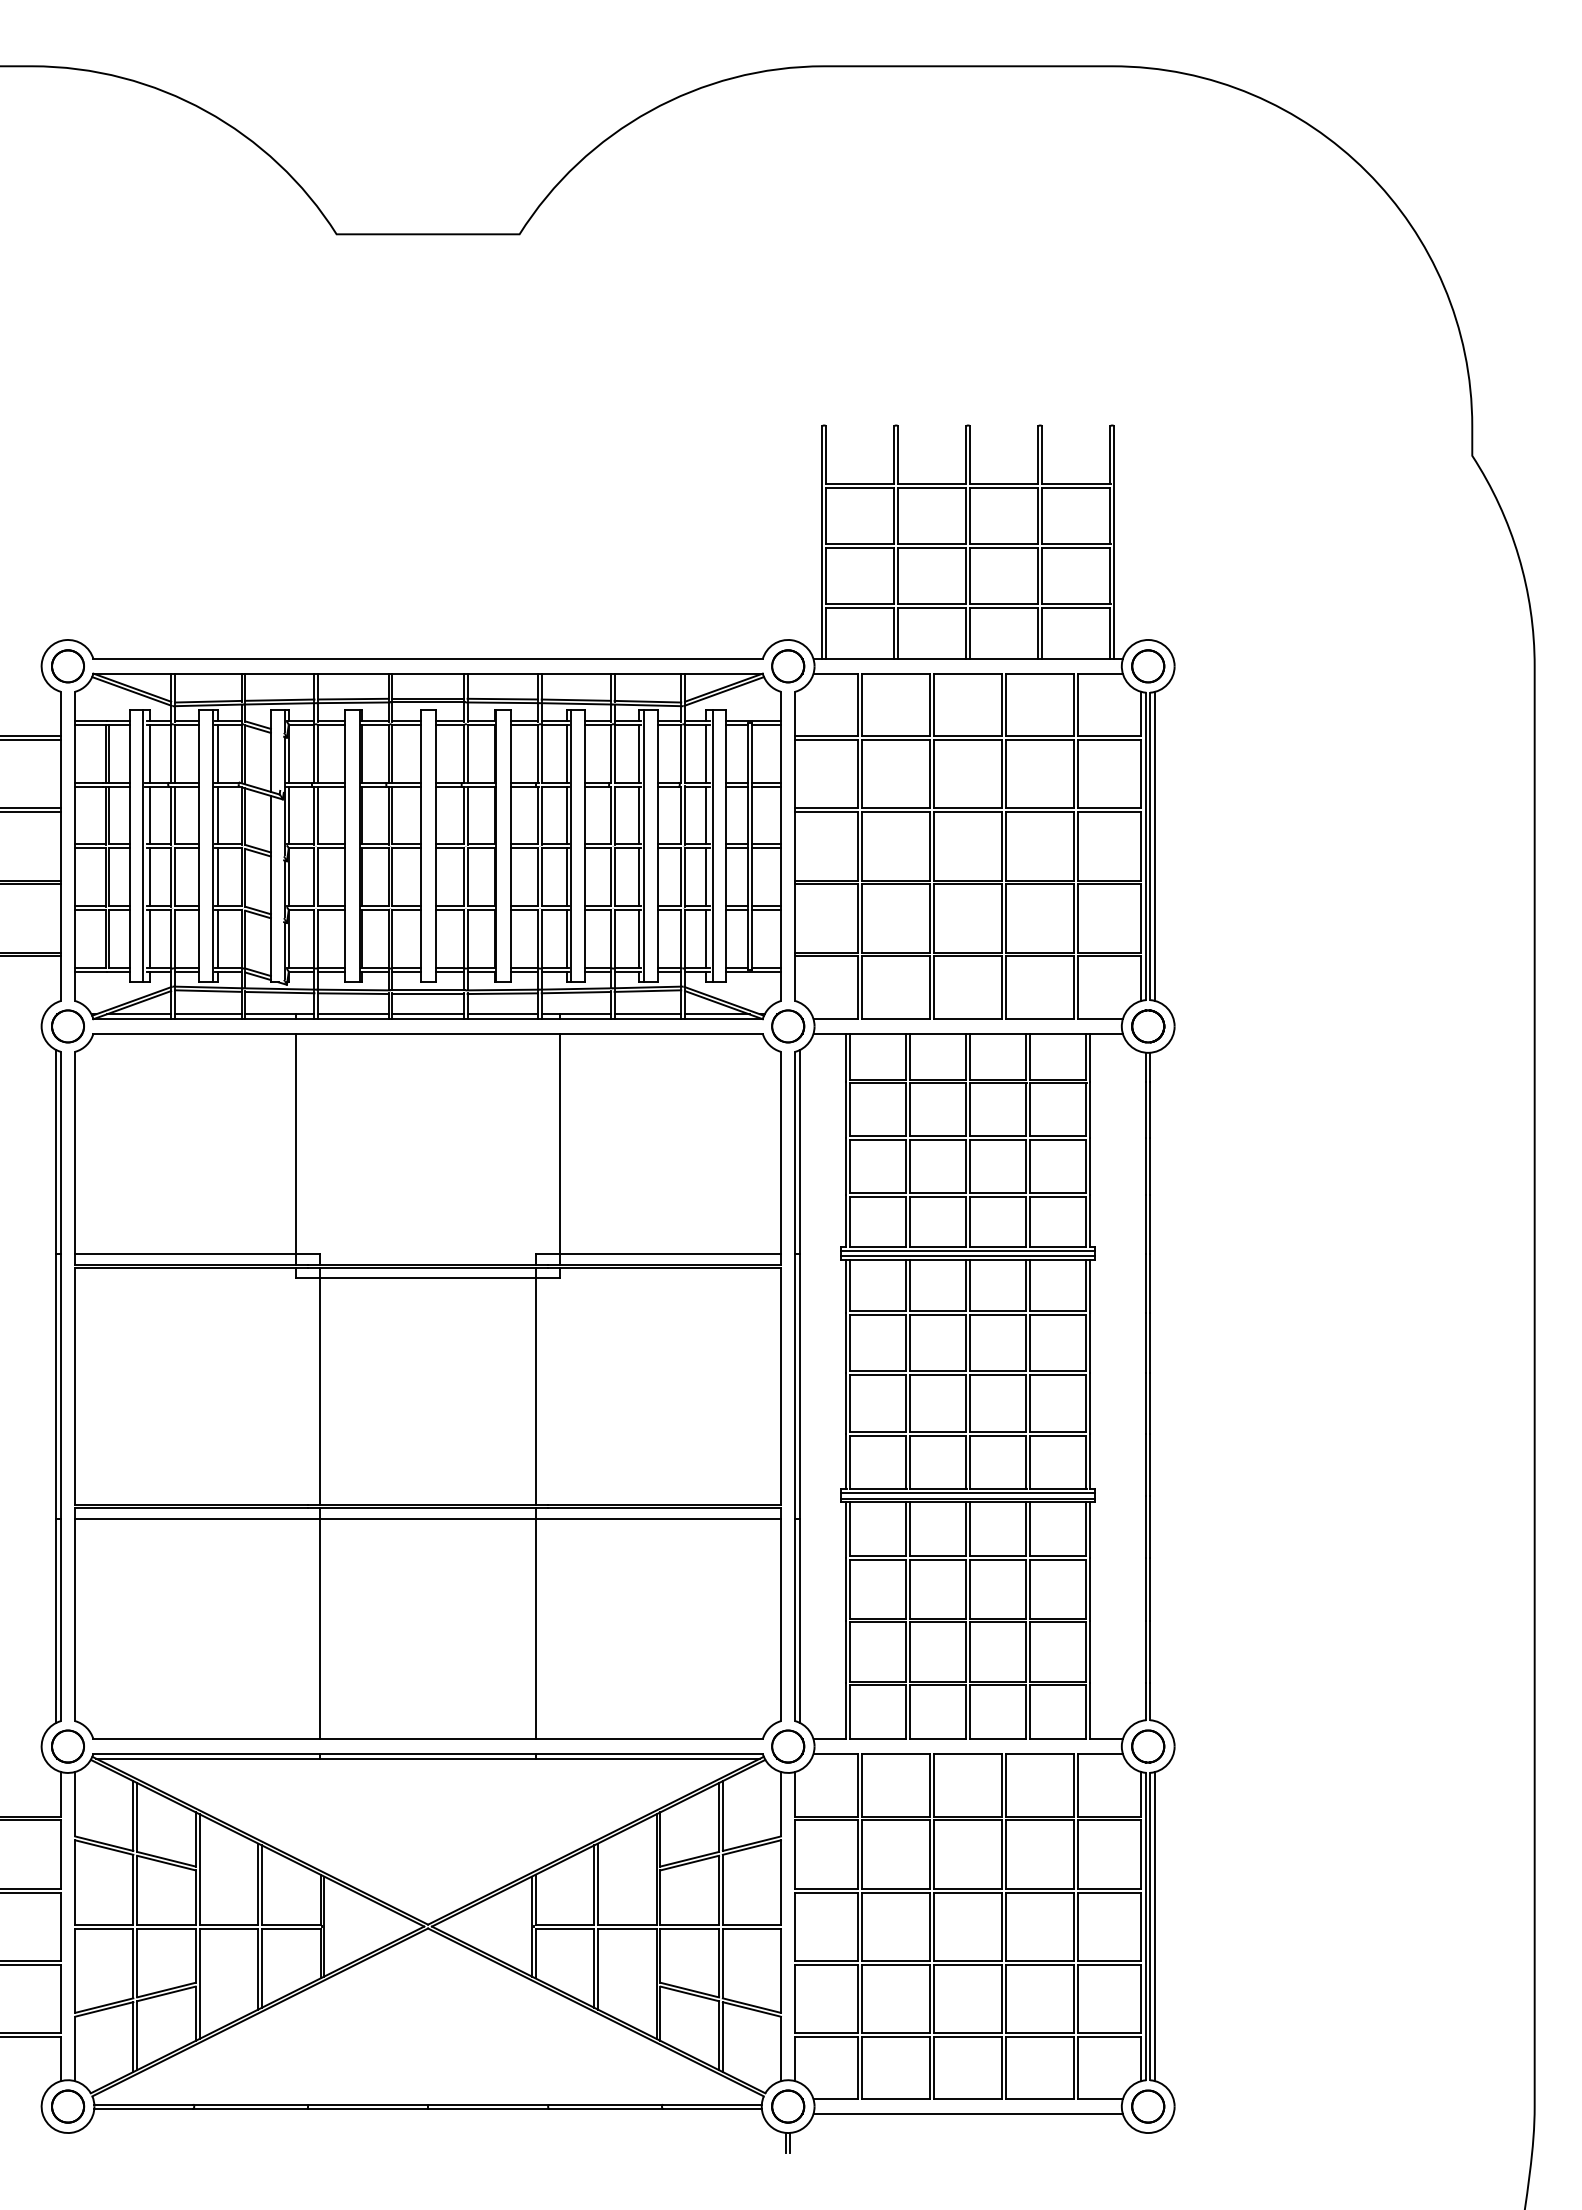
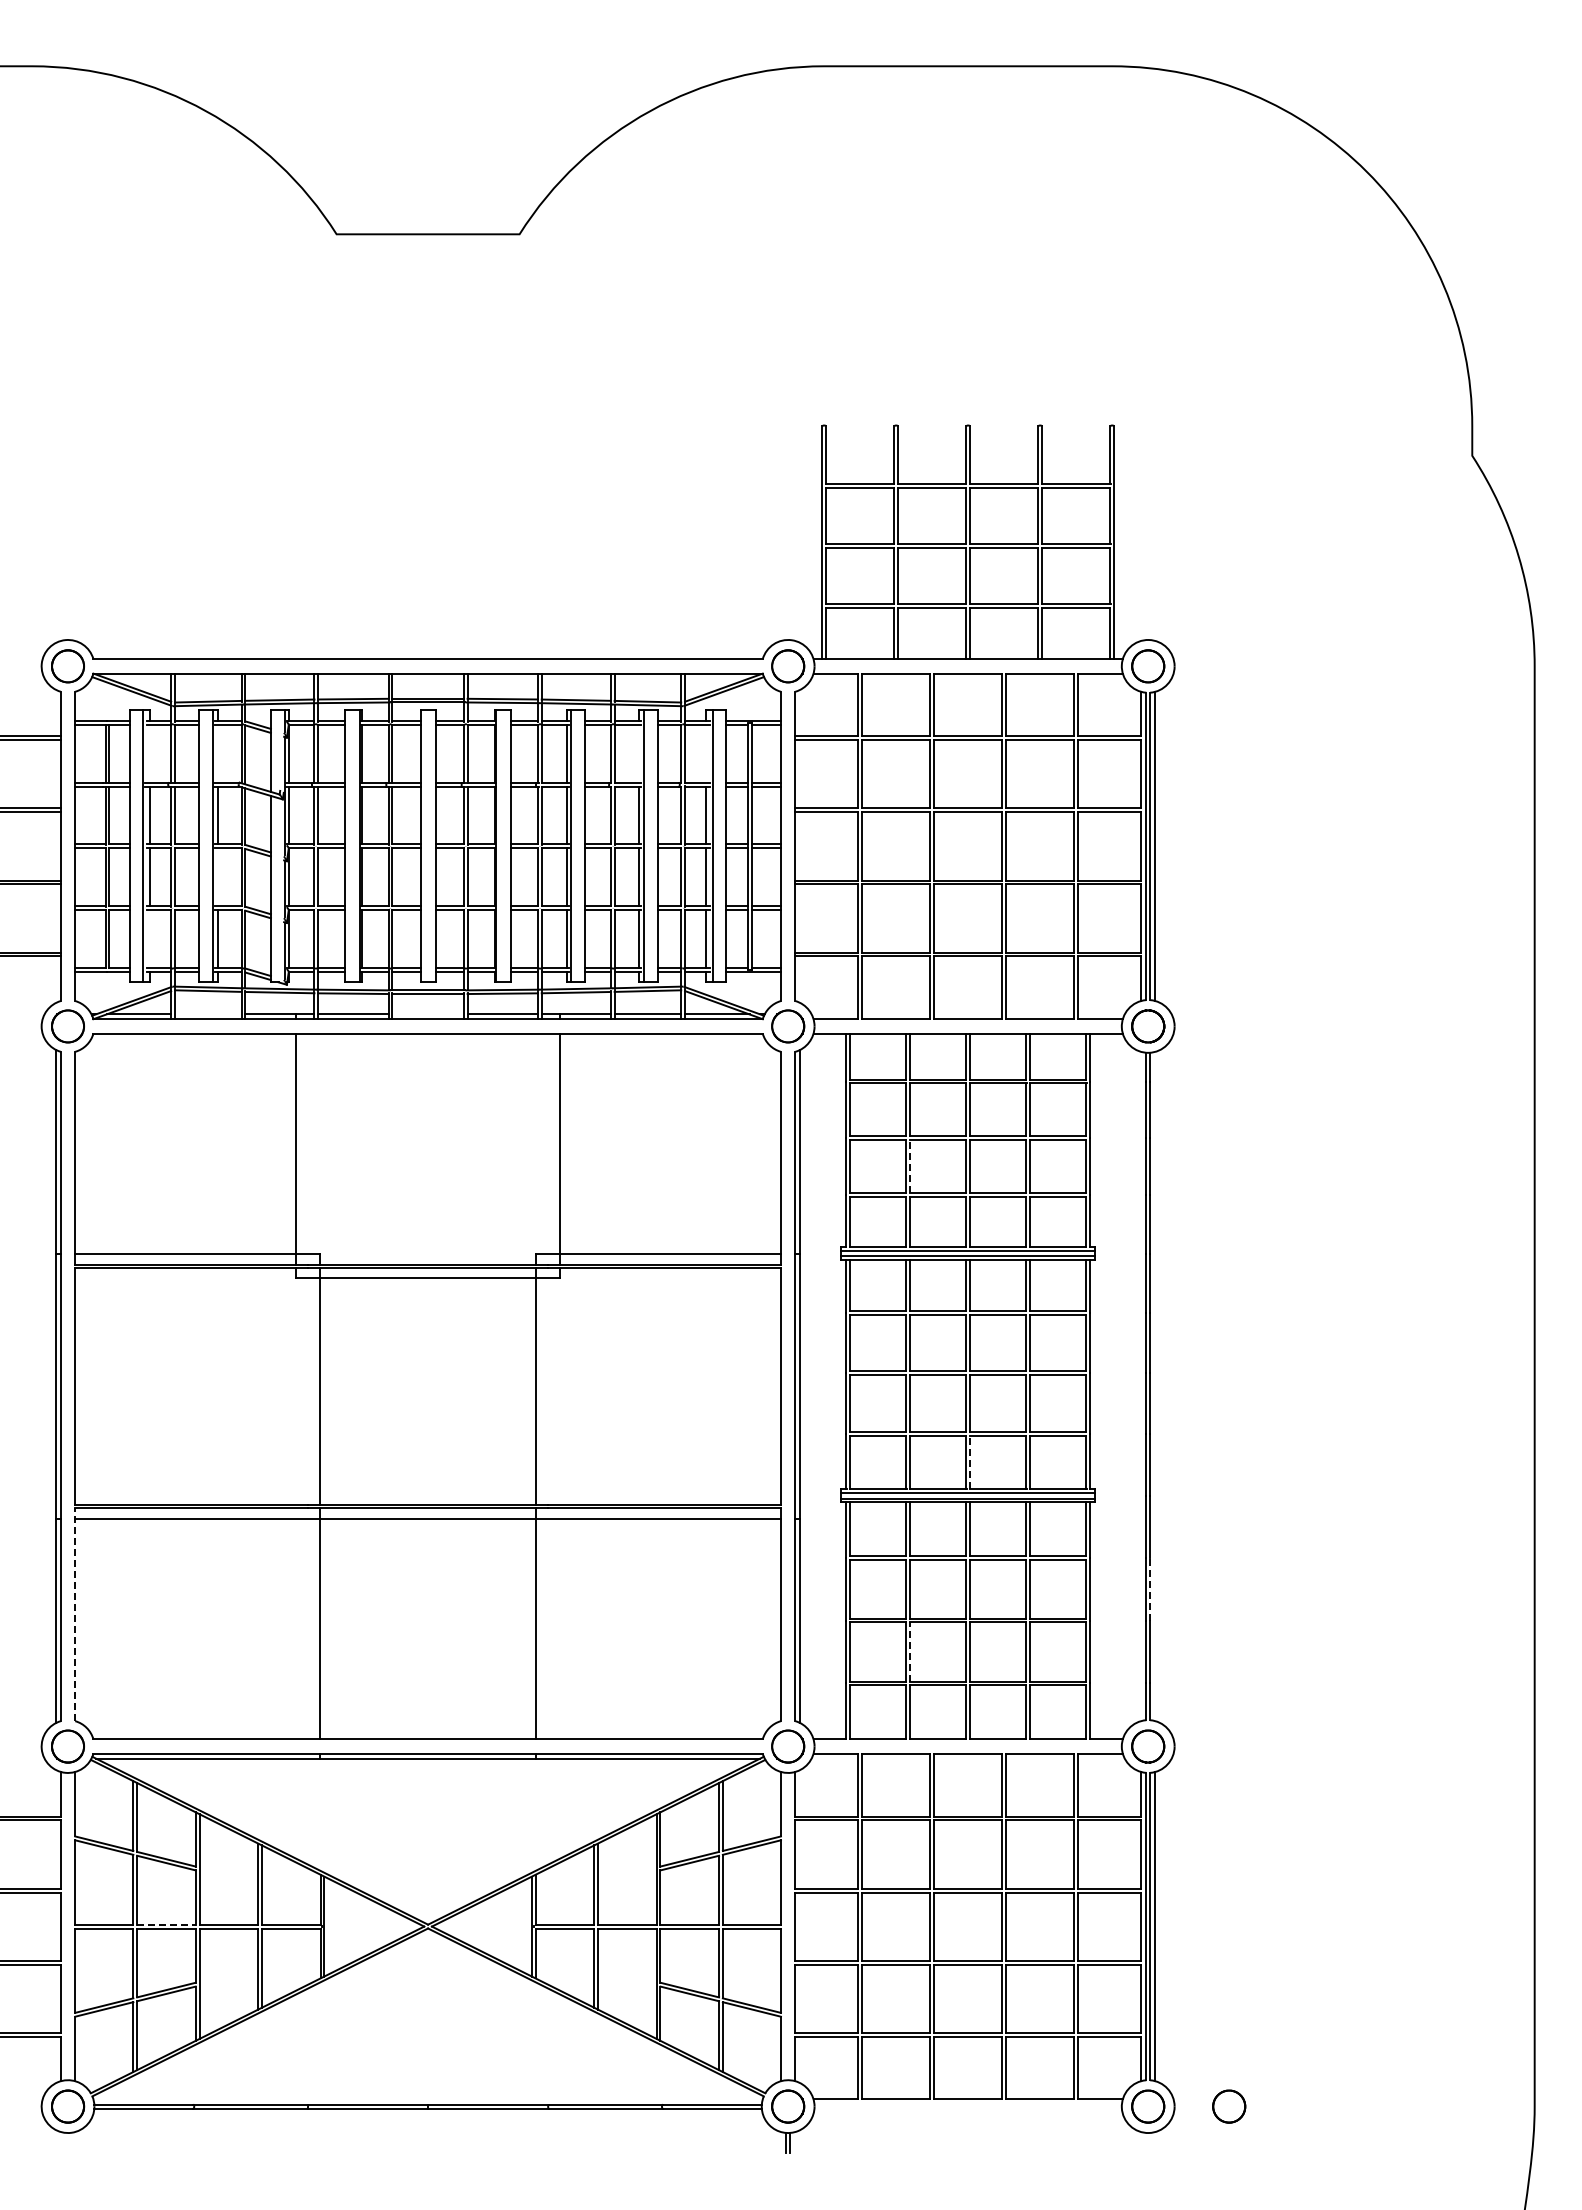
line: present -> none (149, 753)
line: present -> none (217, 753)
line: present -> none (638, 753)
line: present -> none (706, 753)
line: present -> none (217, 877)
line: present -> none (149, 939)
line: present -> none (208, 1014)
line: present -> none (427, 1014)
line: solid -> dashed (910, 1166)
line: solid -> dashed (970, 1462)
line: solid -> dashed (1150, 1588)
line: solid -> dashed (75, 1614)
line: solid -> dashed (910, 1651)
line: solid -> dashed (166, 1924)
circle: none -> present (1229, 2106)
line: present -> none (967, 2113)
